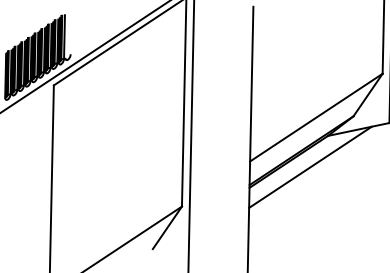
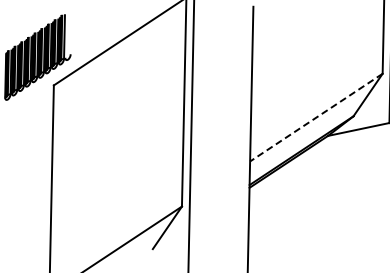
line: present -> none (84, 56)
line: solid -> dashed (315, 117)
line: present -> none (310, 166)
